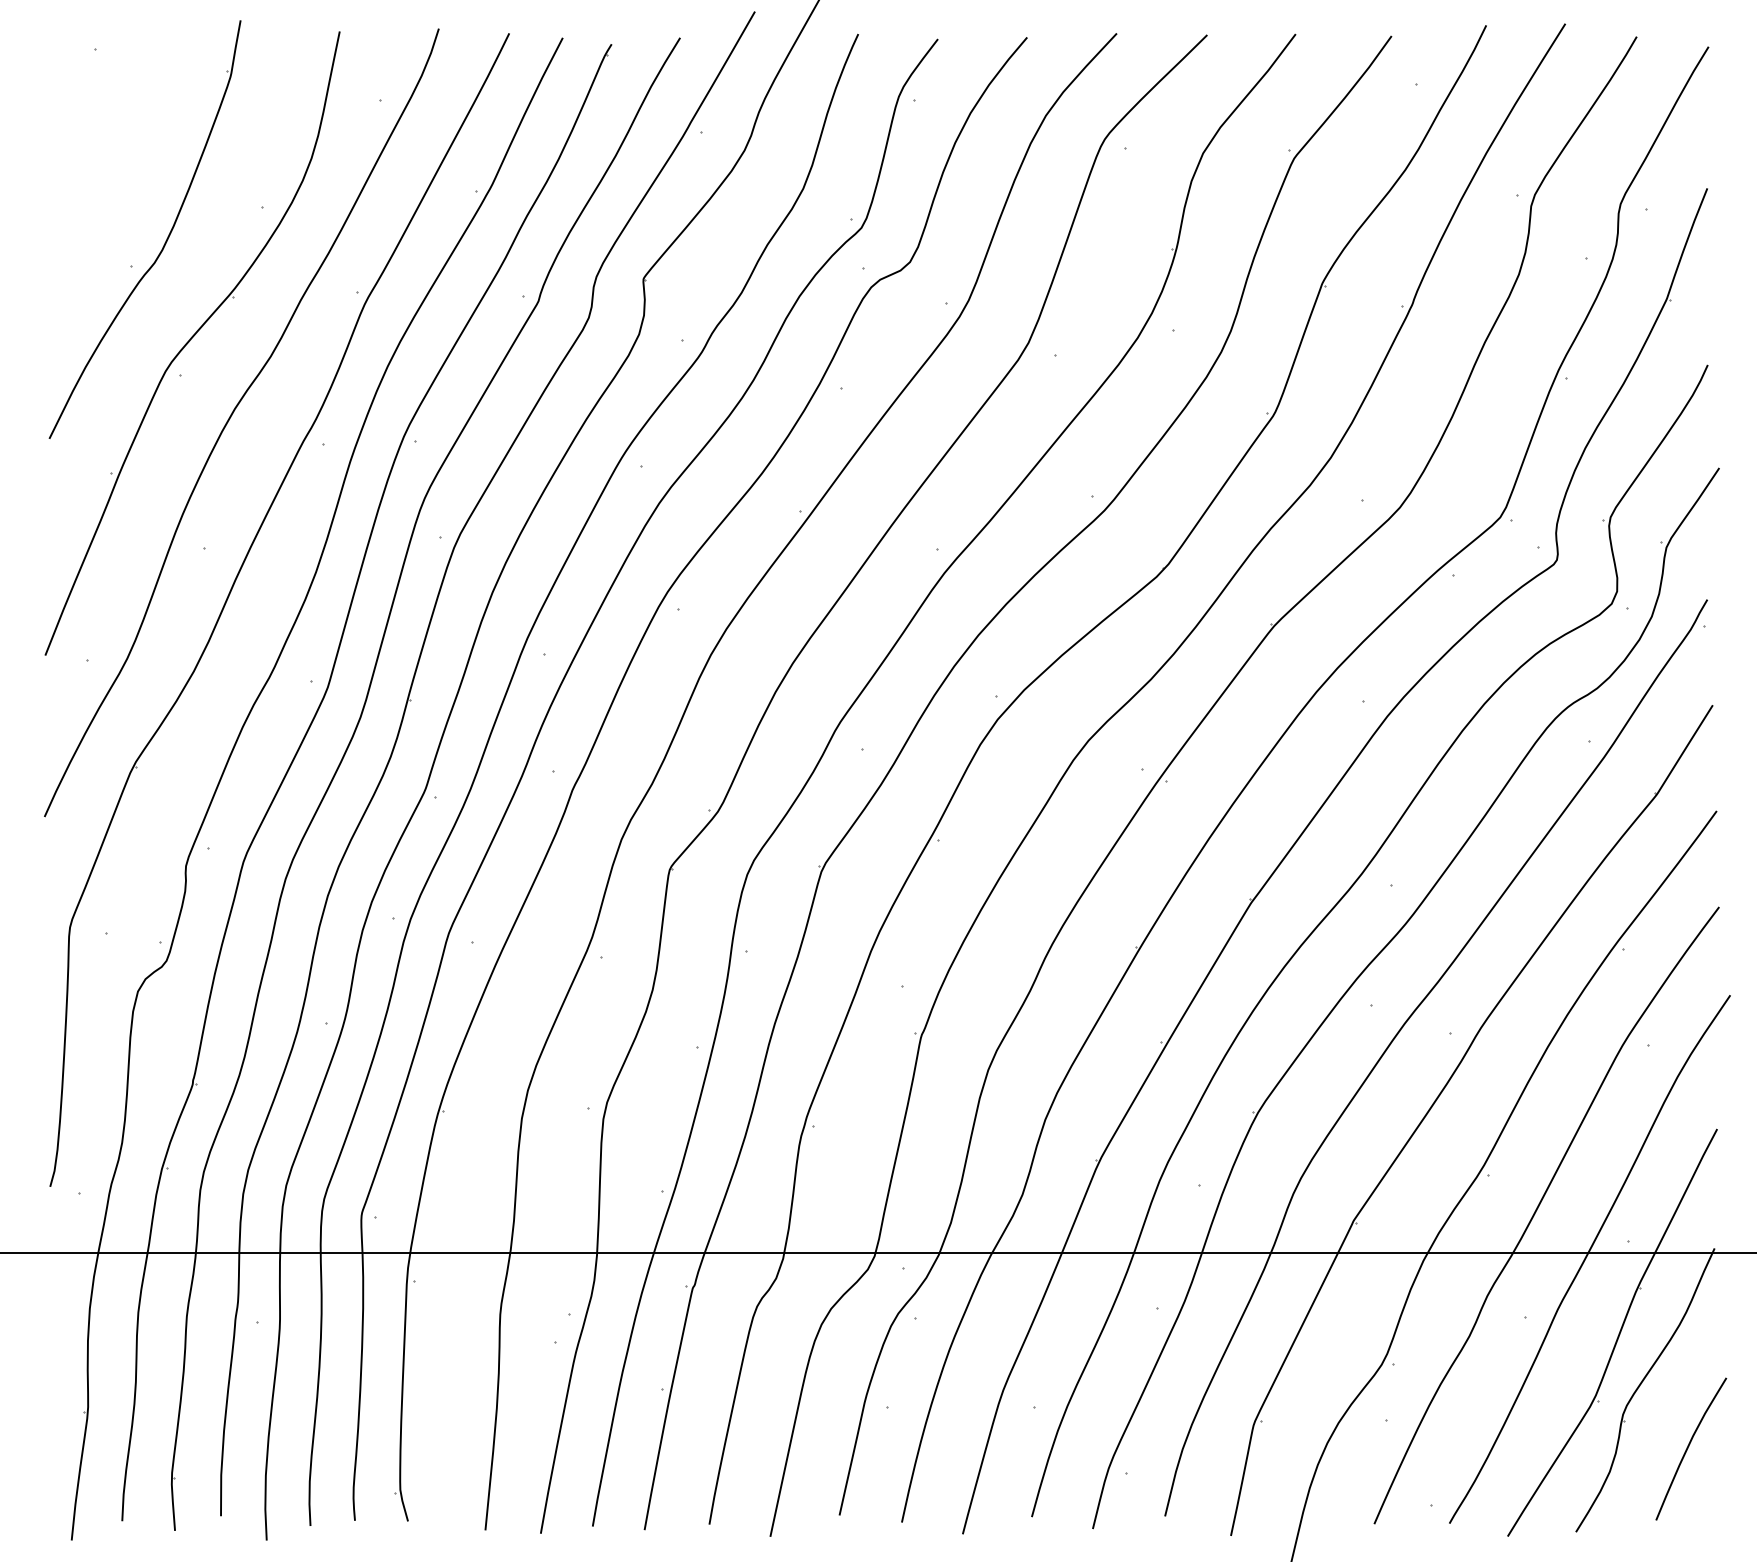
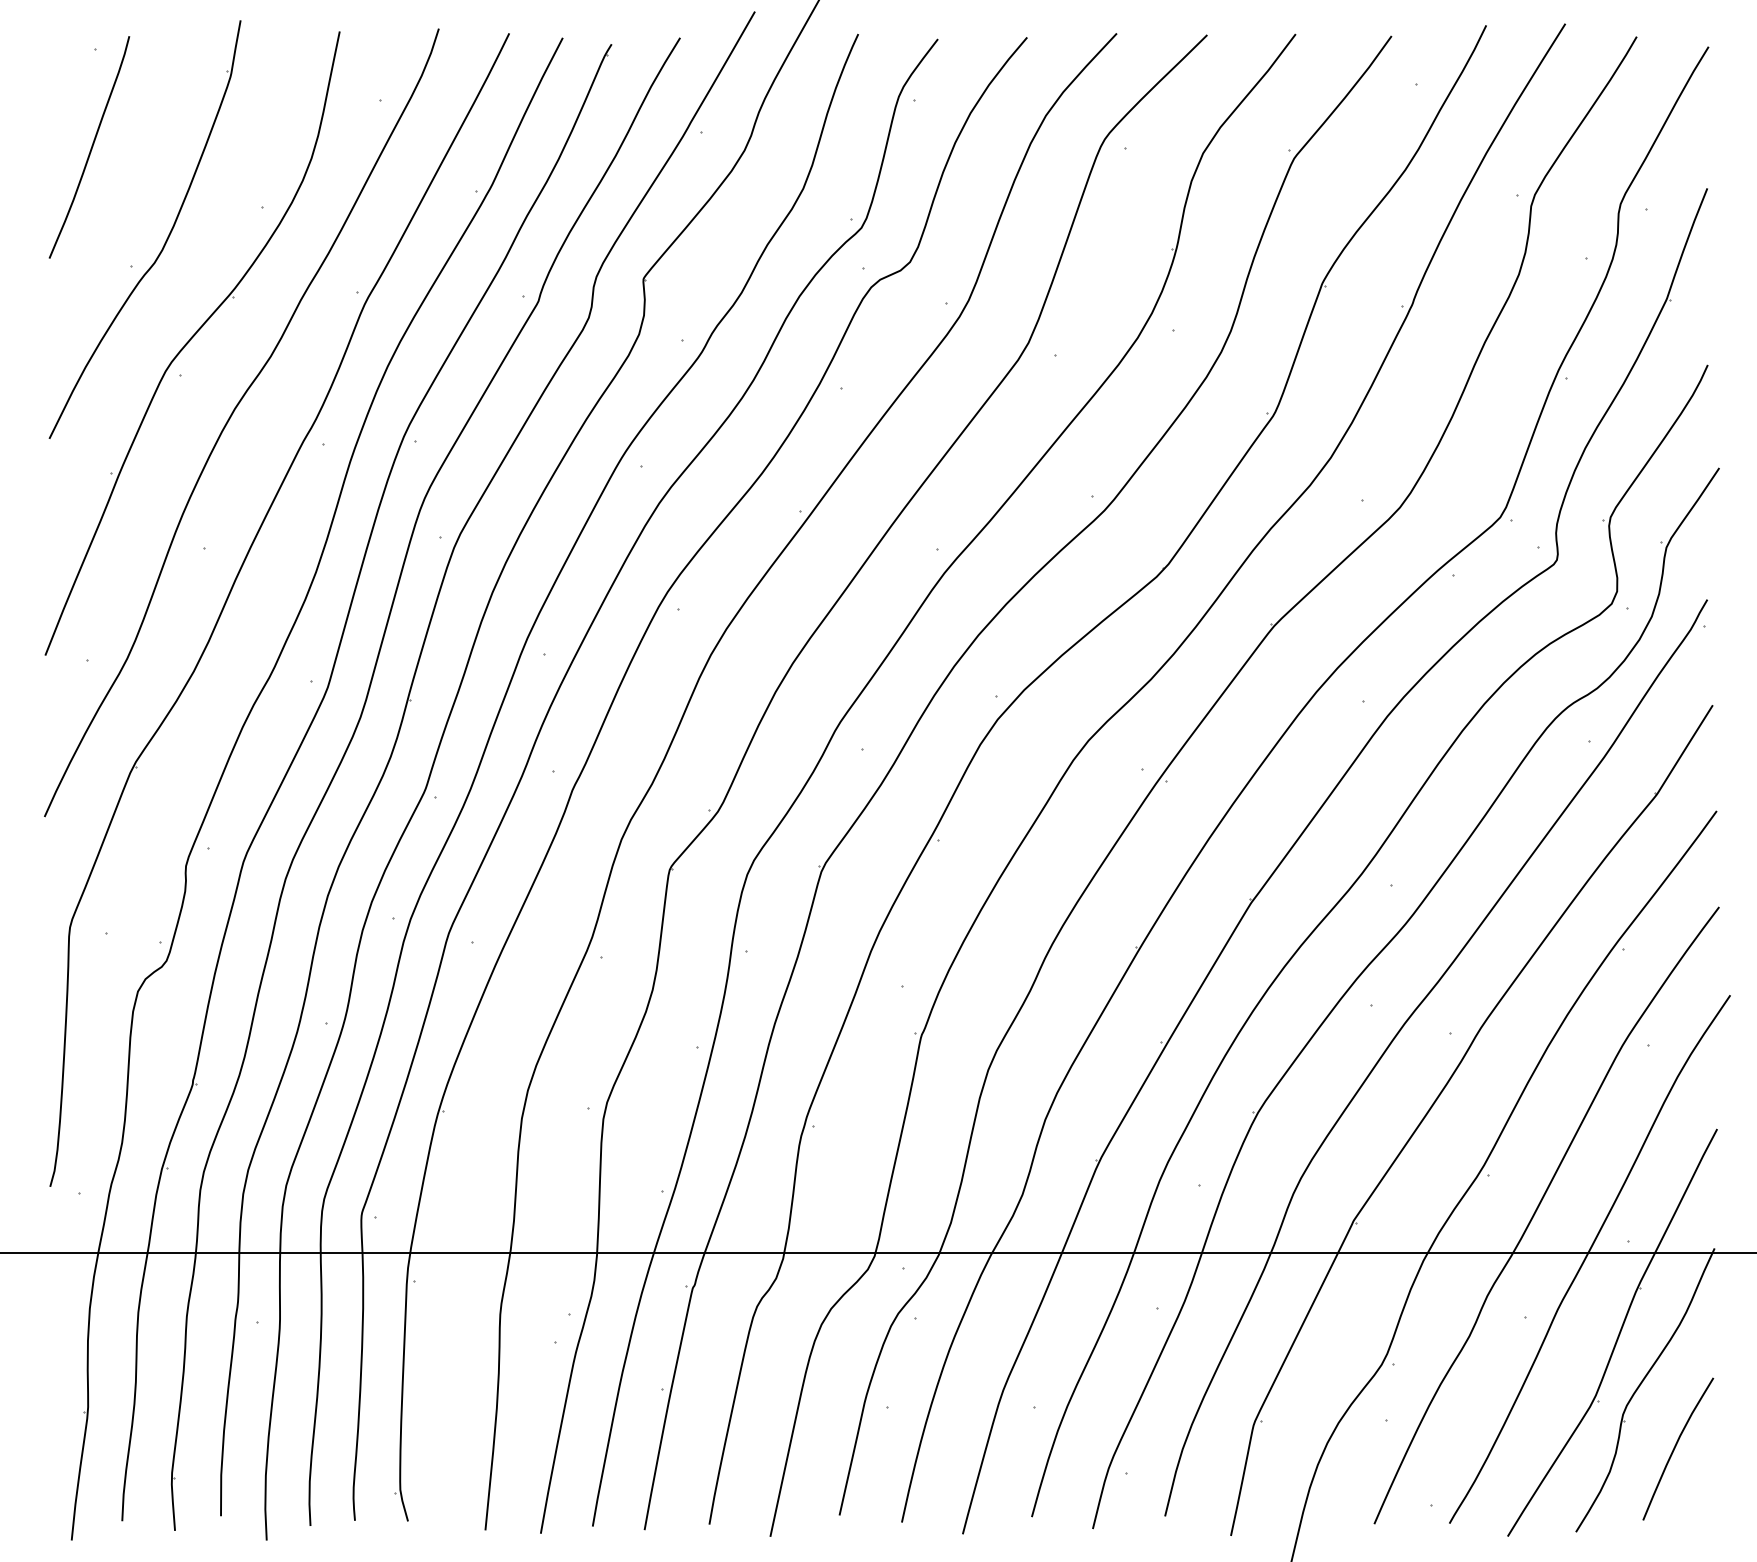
curve: none -> present (90, 148)
curve position: (1689, 1446) -> (1676, 1446) (1676, 1446)
